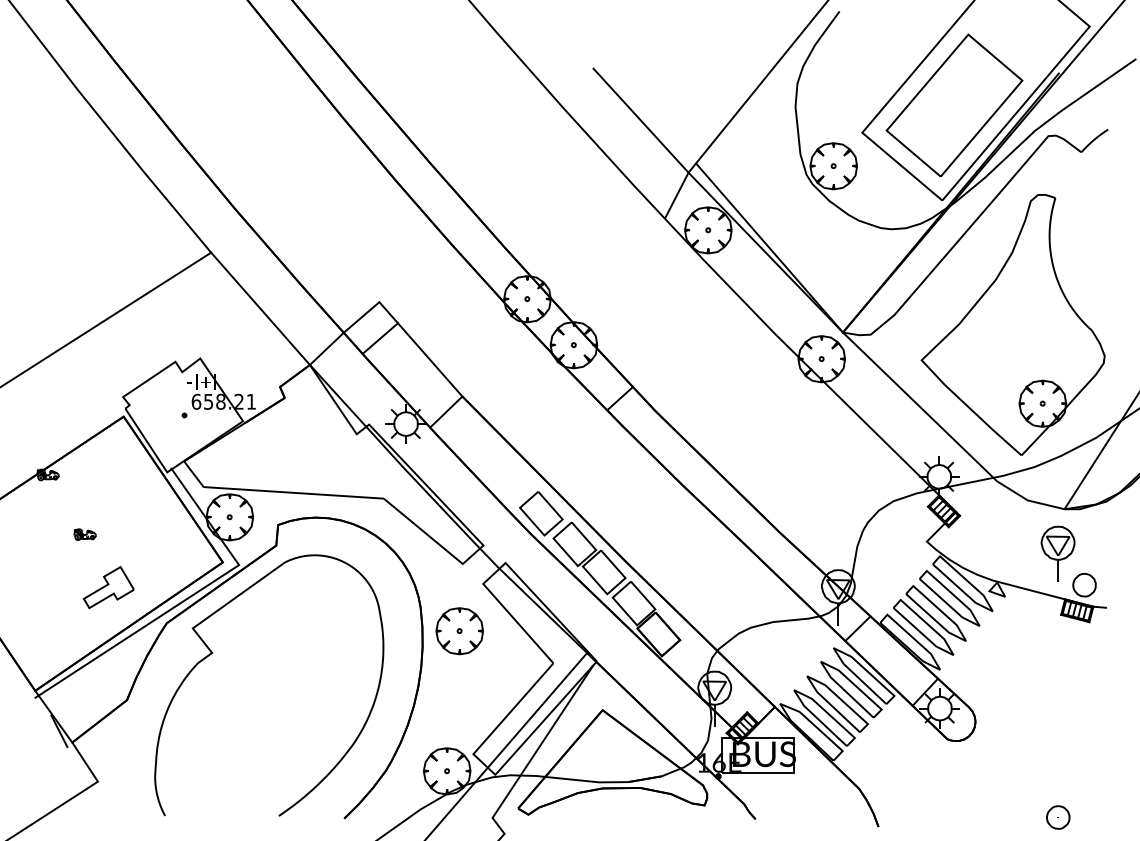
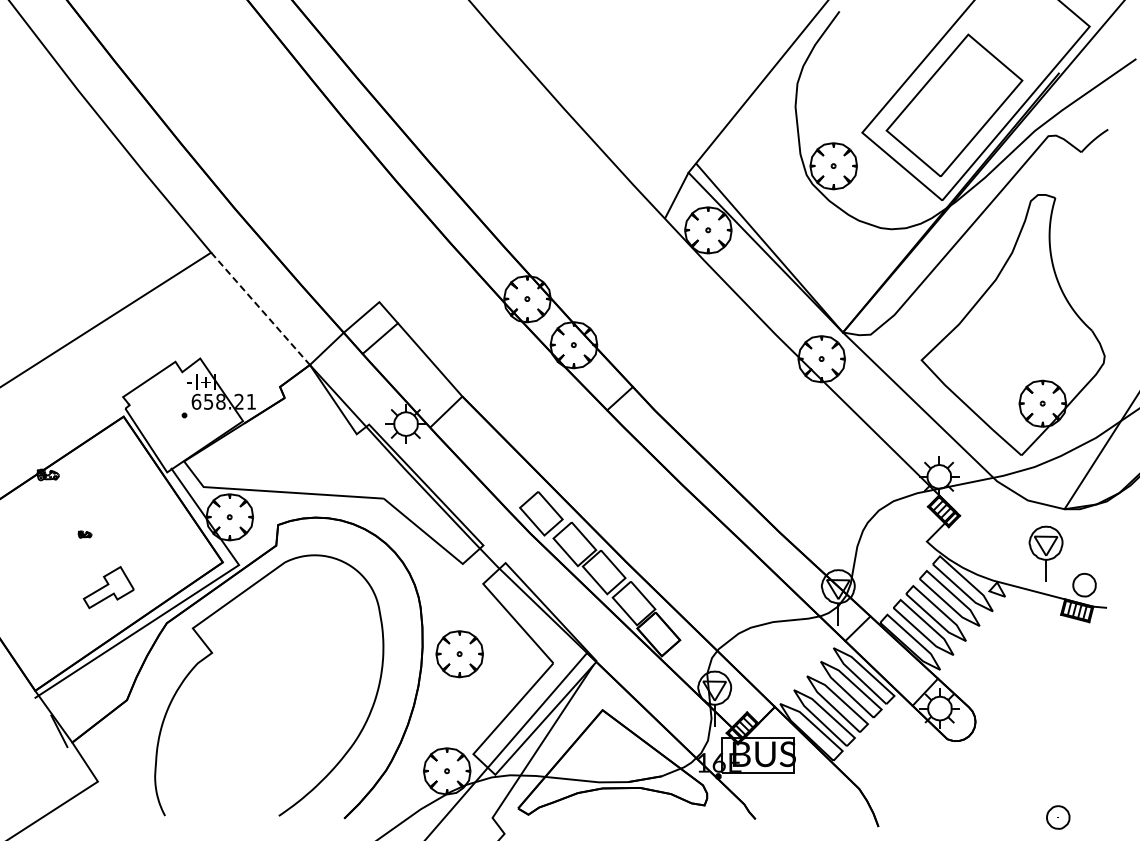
line: present -> none (640, 120)
line: solid -> dashed (260, 308)
part size: 24x13 px -> 16x9 px (84, 534)
part position: (1057, 553) -> (1045, 553) (1045, 553)
part position: (459, 631) -> (459, 654) (459, 654)
